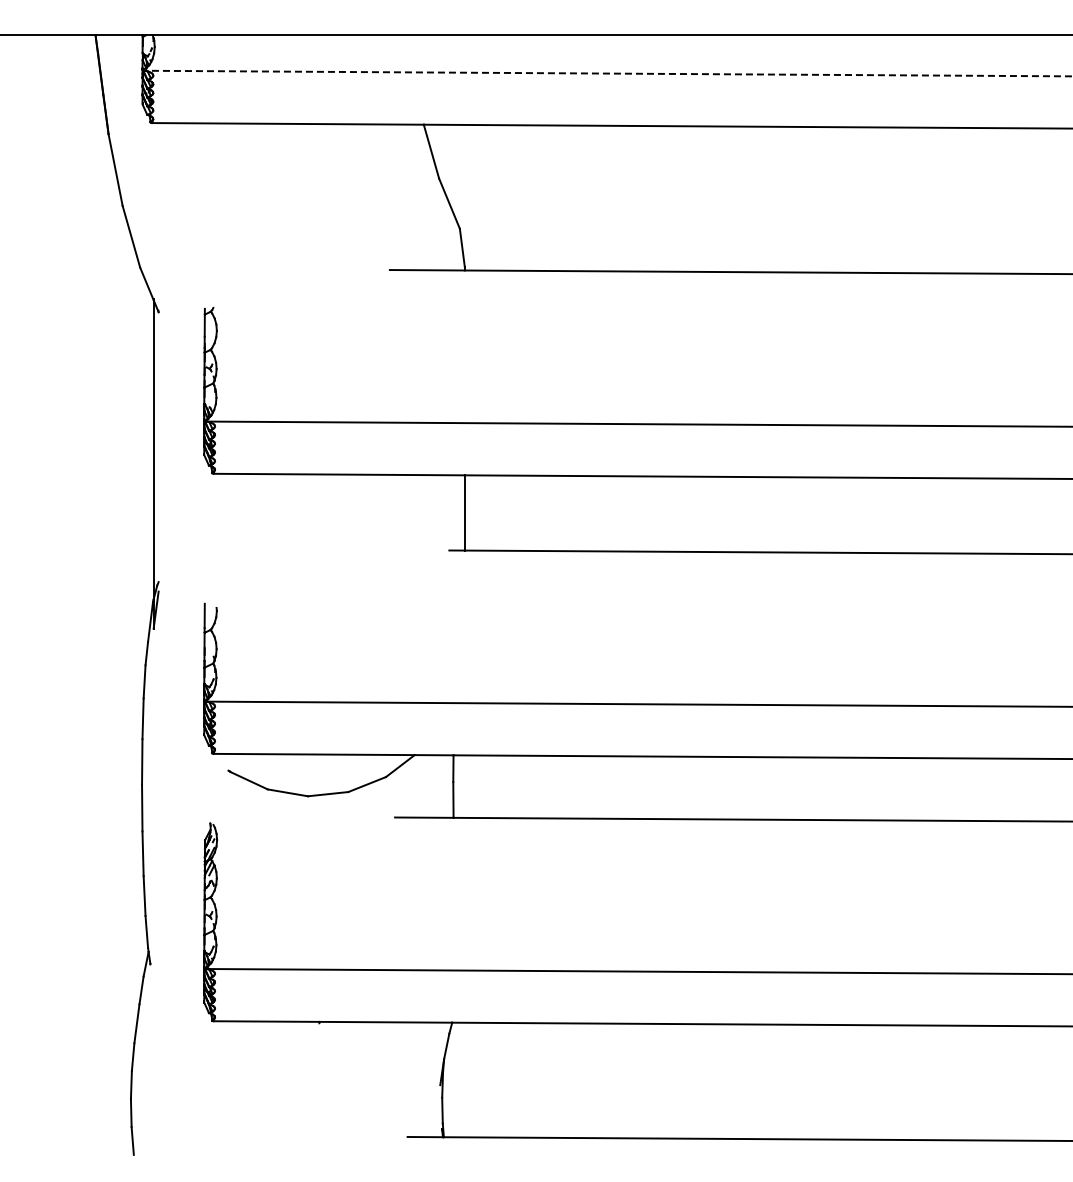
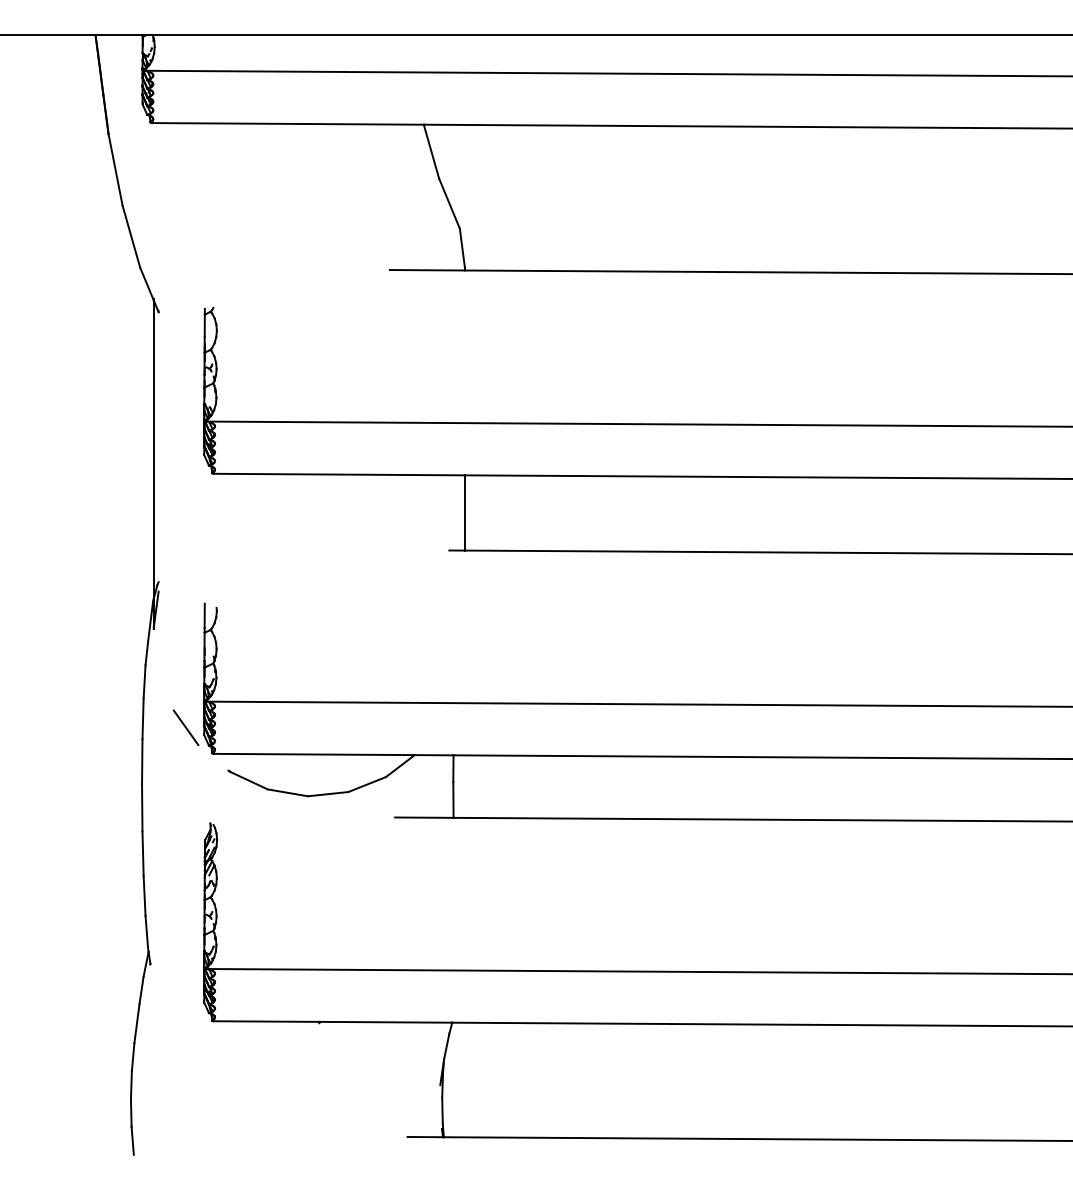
line: dashed -> solid (608, 73)
line: none -> present (185, 727)
